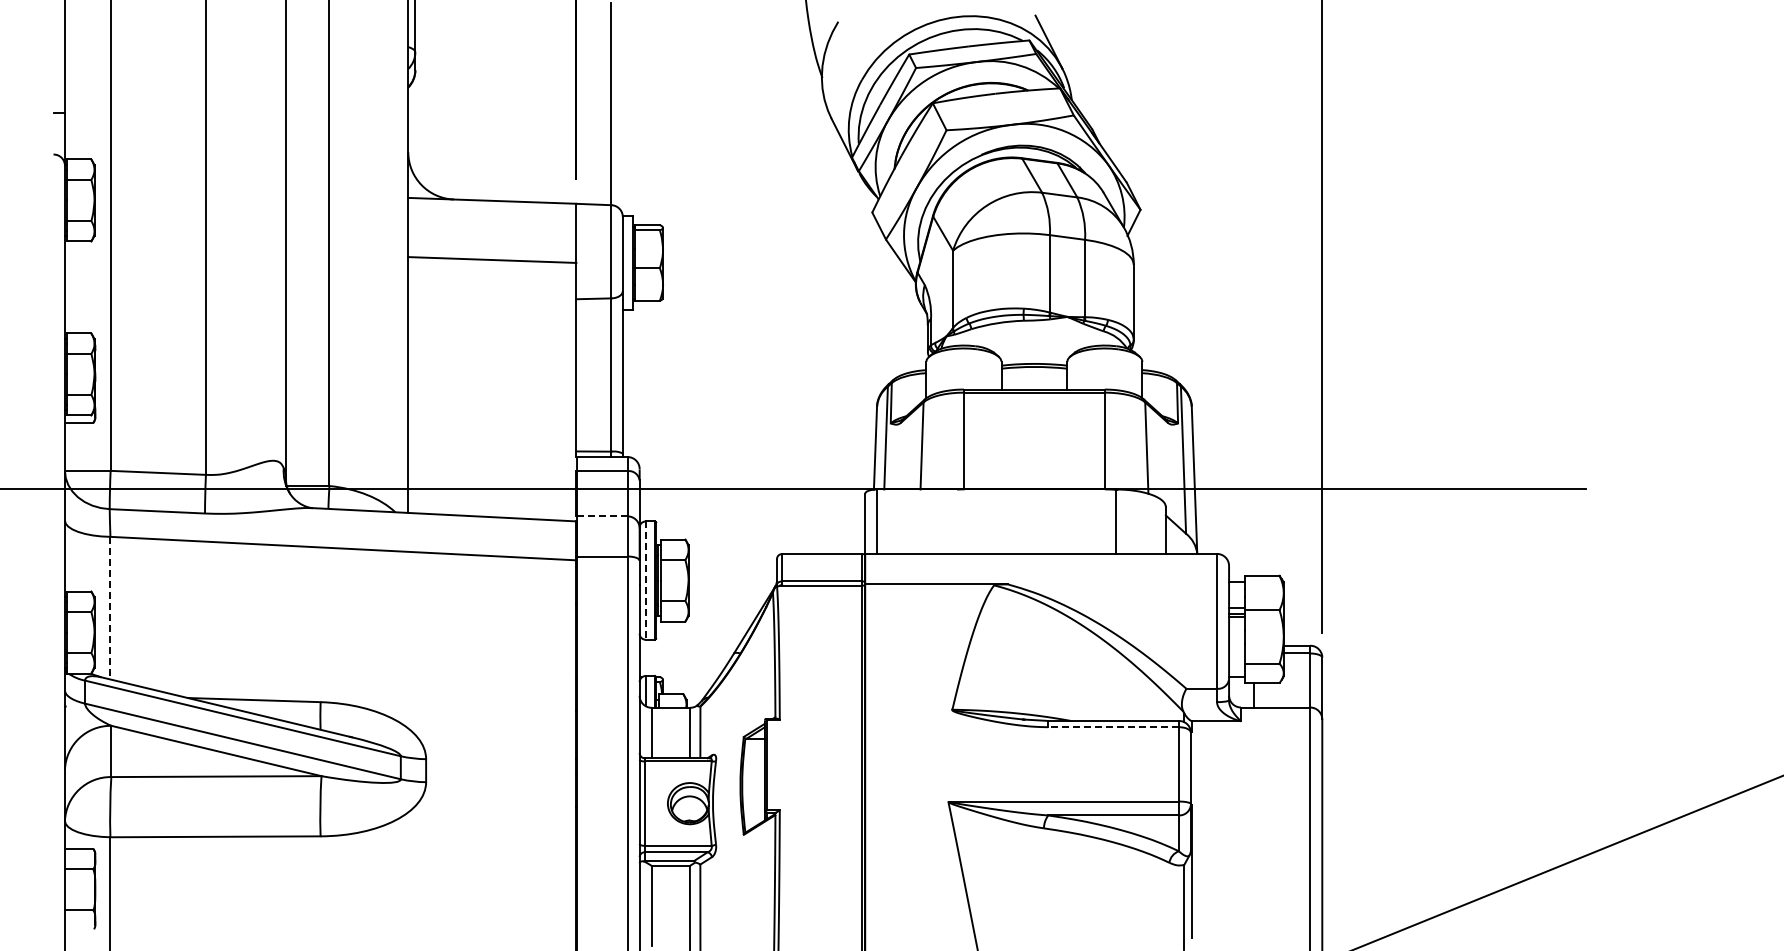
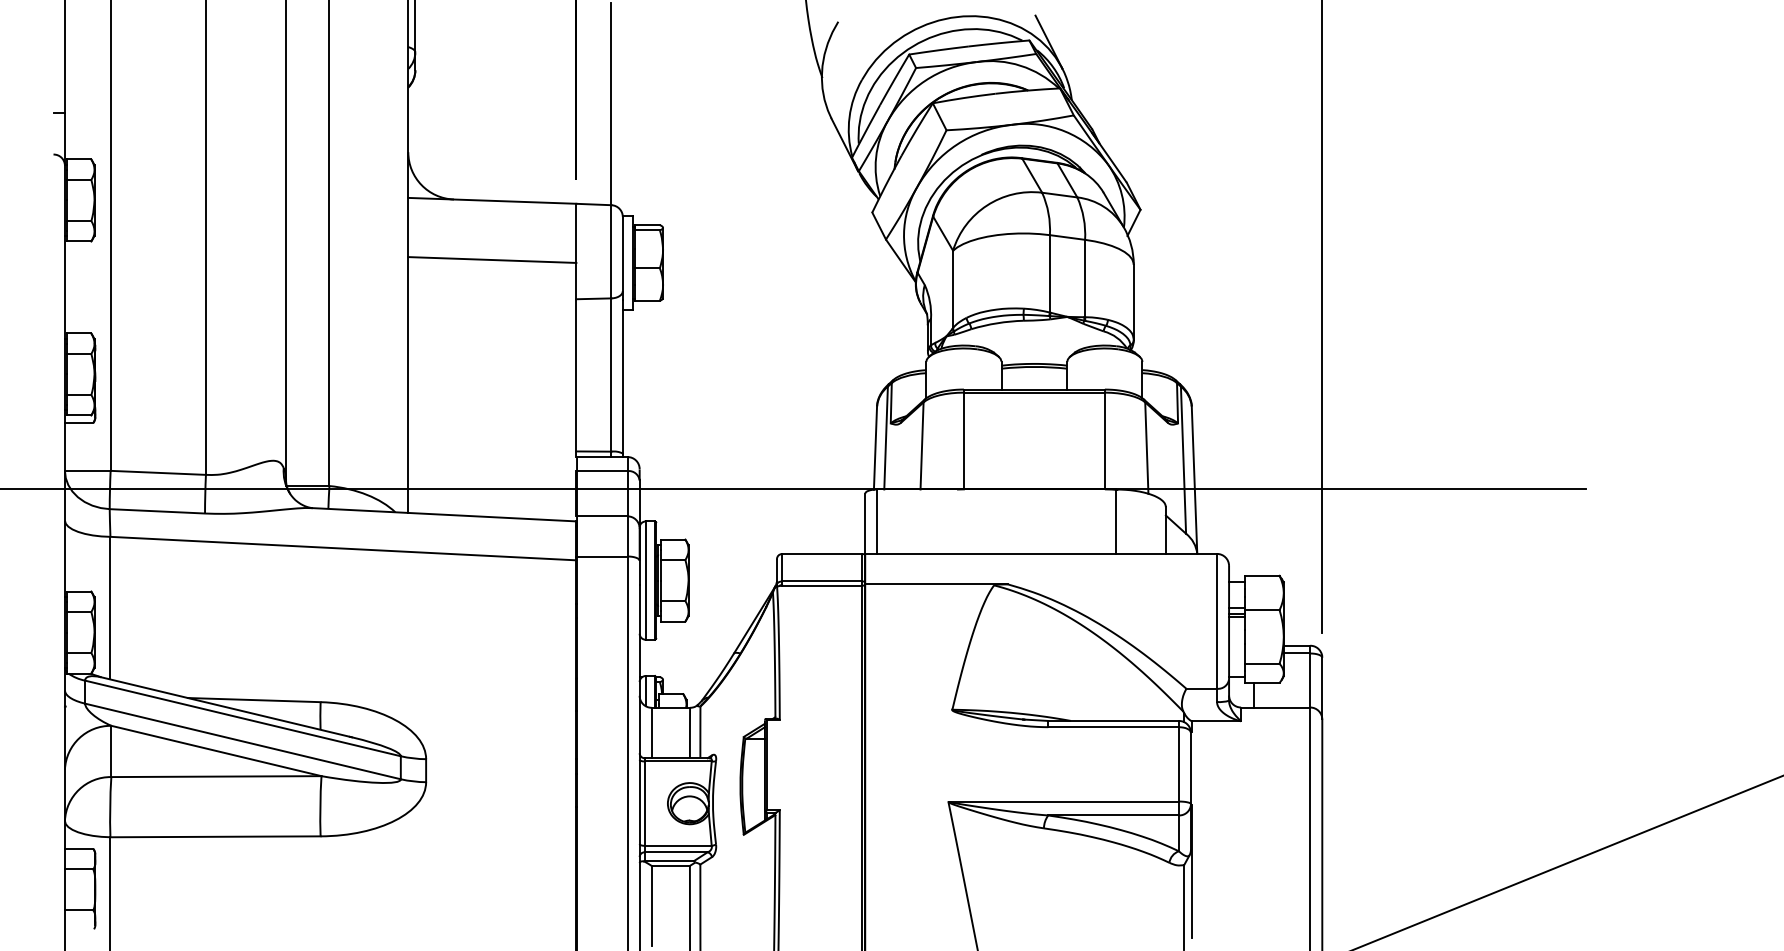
line: dashed -> solid (601, 516)
line: dashed -> solid (645, 581)
line: dashed -> solid (110, 608)
line: dashed -> solid (1113, 727)
